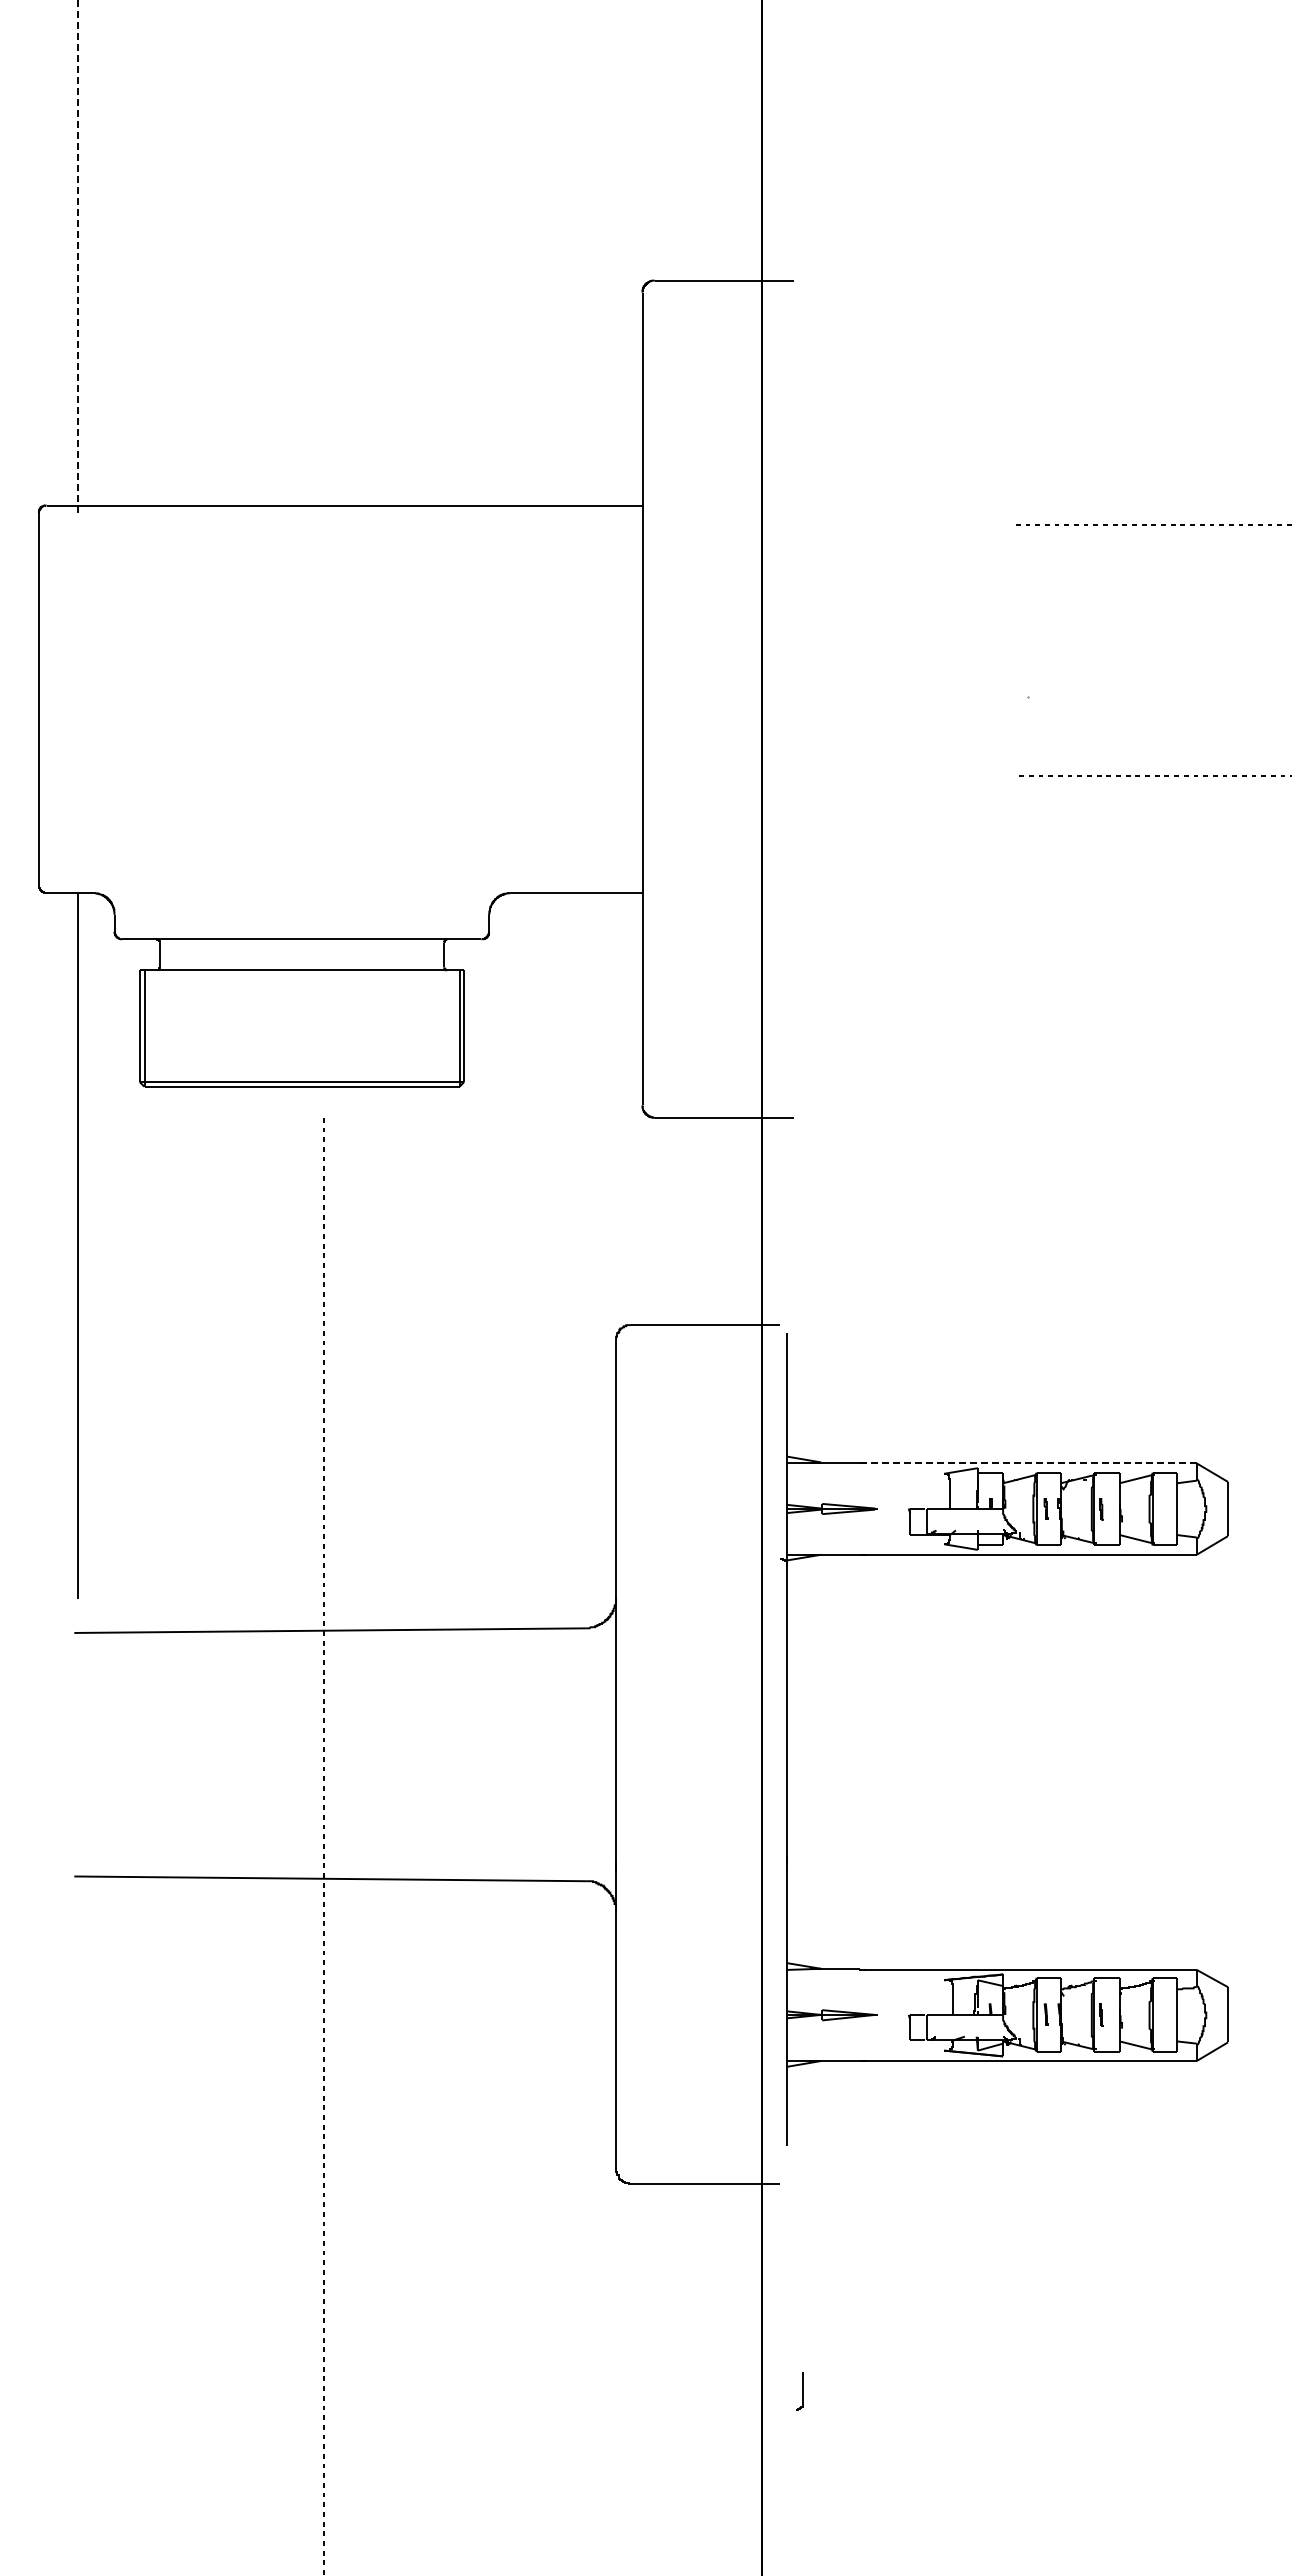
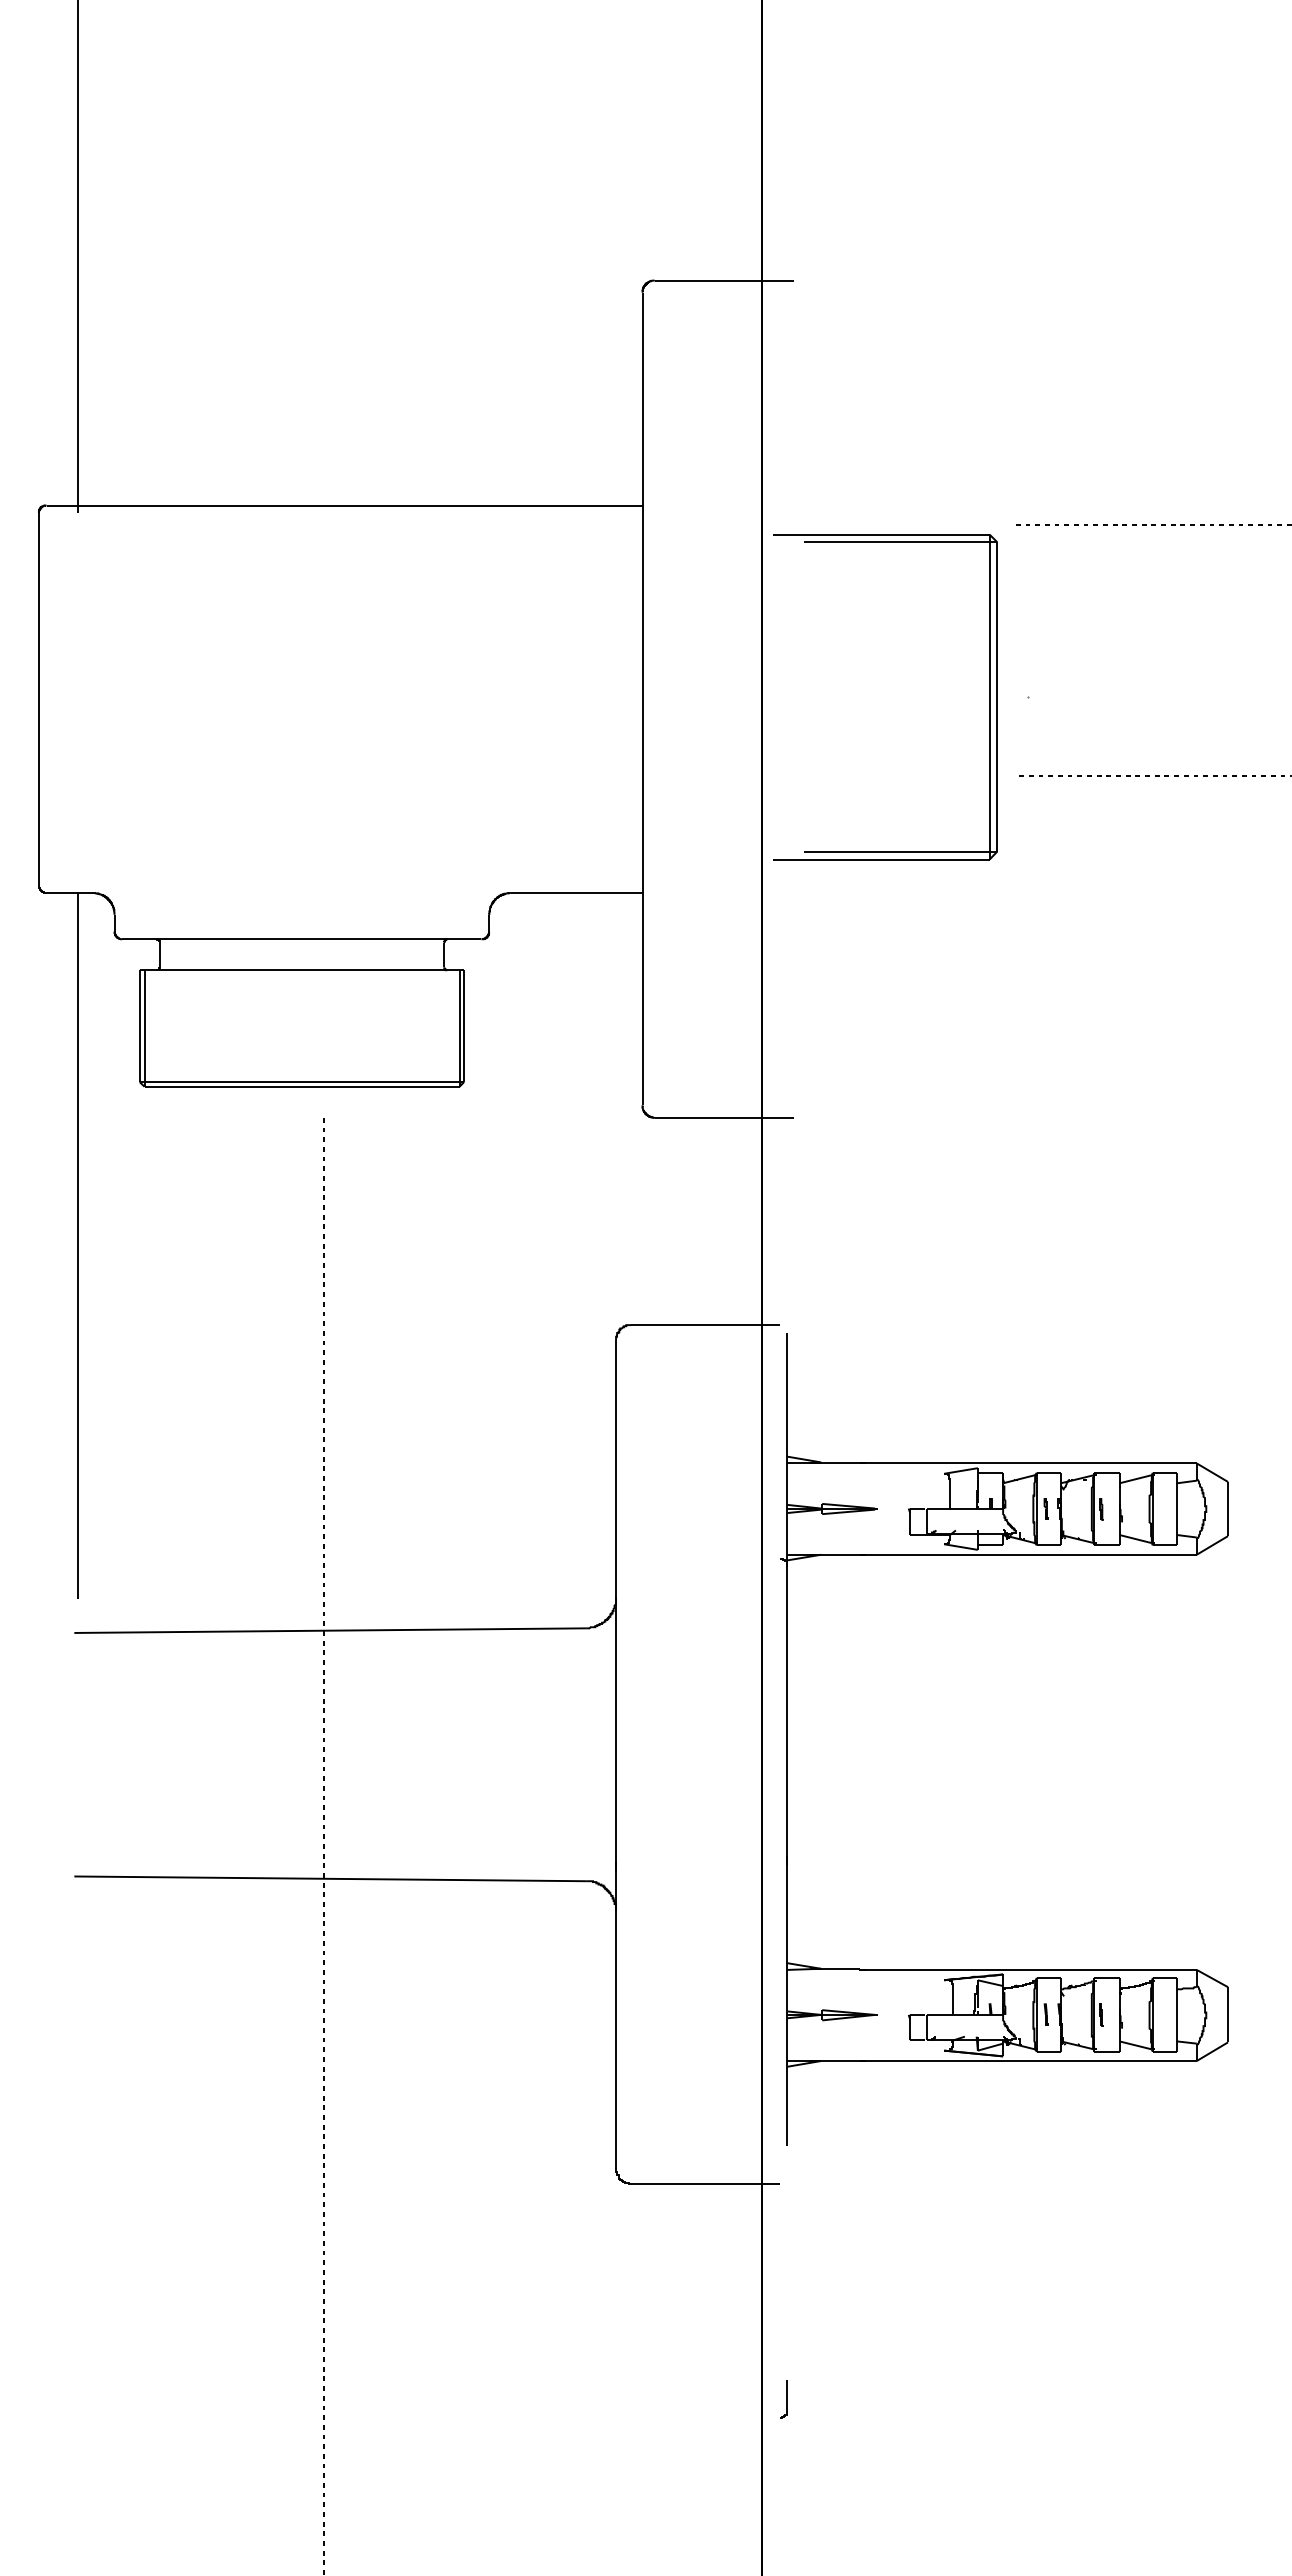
line: dashed -> solid (77, 256)
part: none -> present (989, 697)
line: dashed -> solid (1030, 1463)
part position: (799, 2391) -> (783, 2399) (783, 2399)
